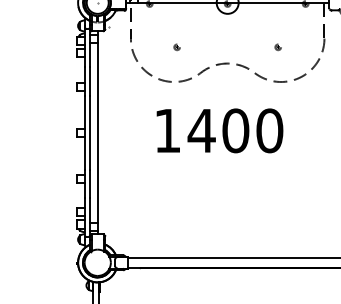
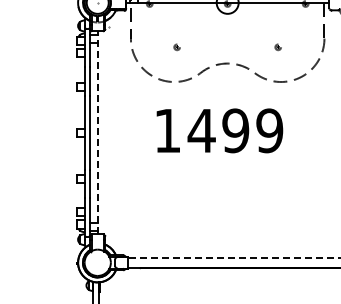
text: 1400 -> 1499 (252, 130)
line: solid -> dashed (98, 132)
line: solid -> dashed (233, 257)
